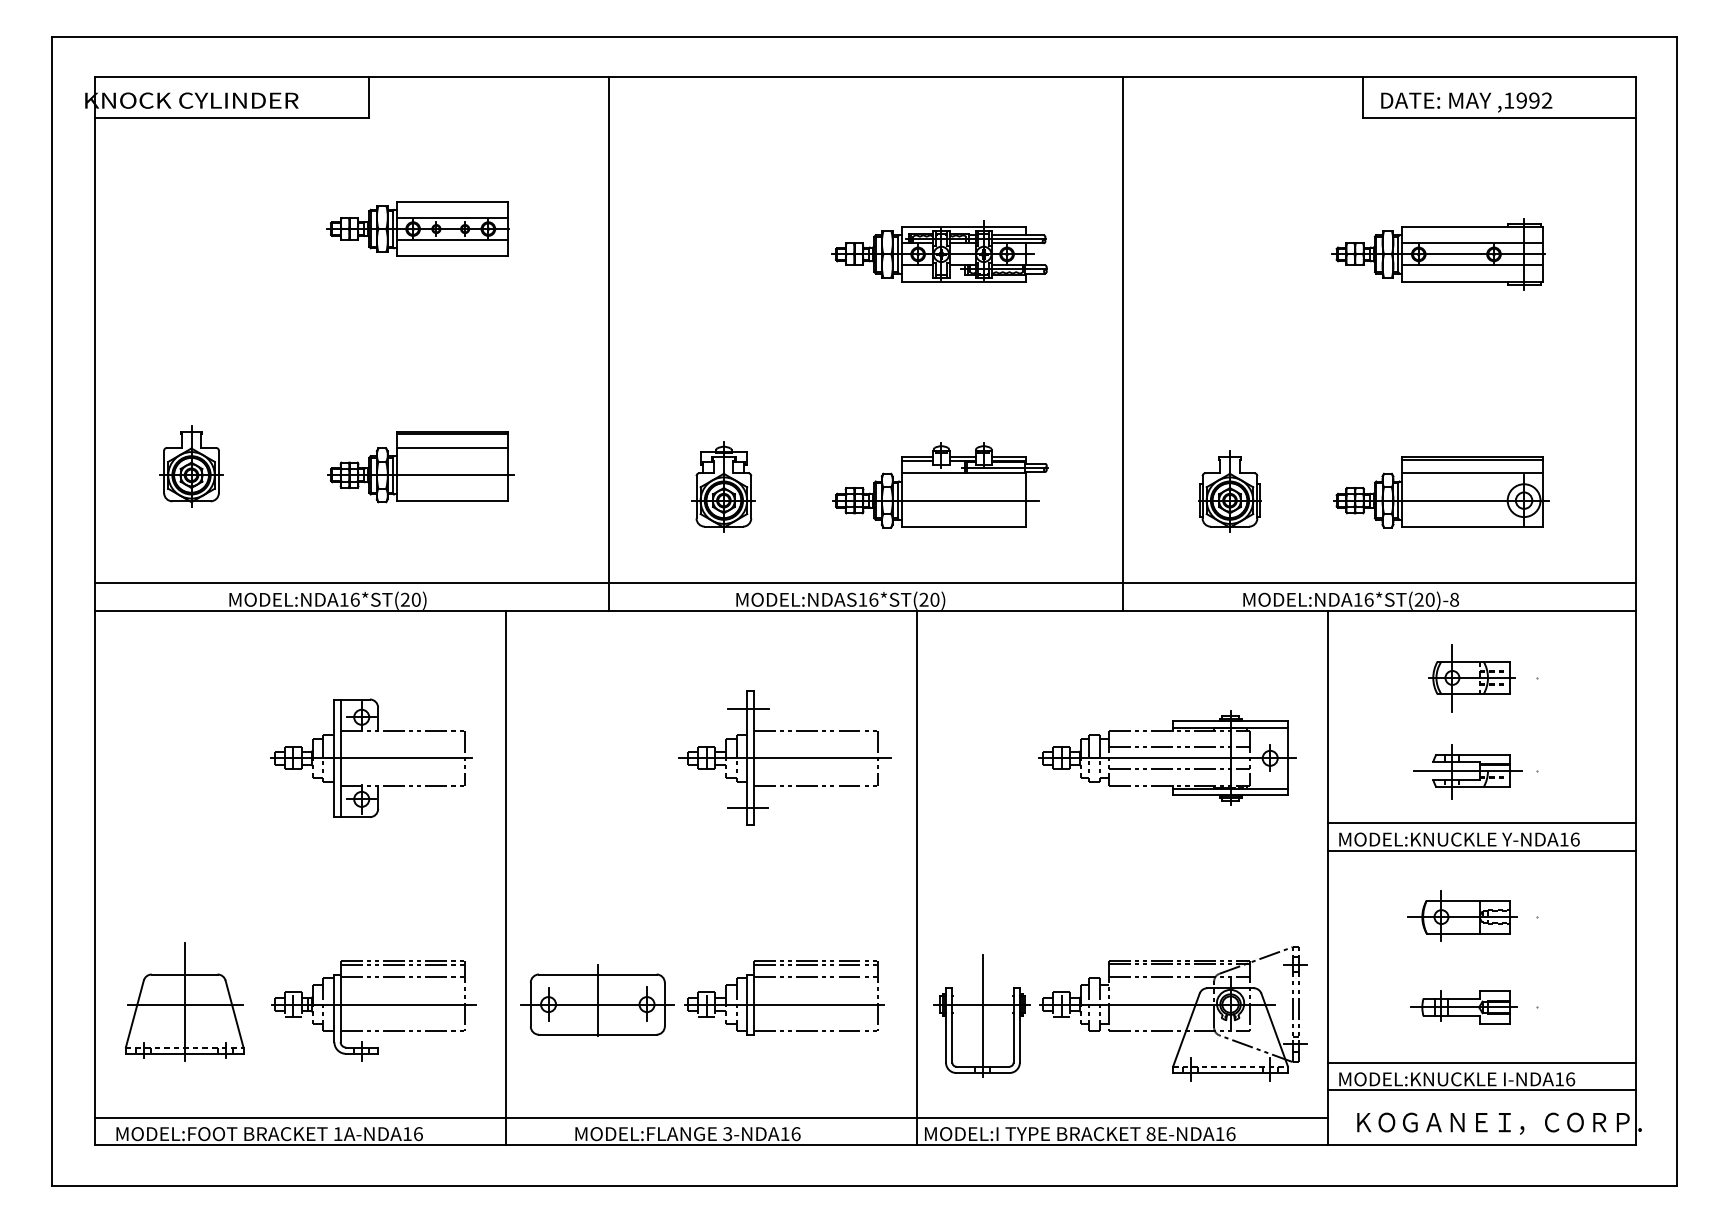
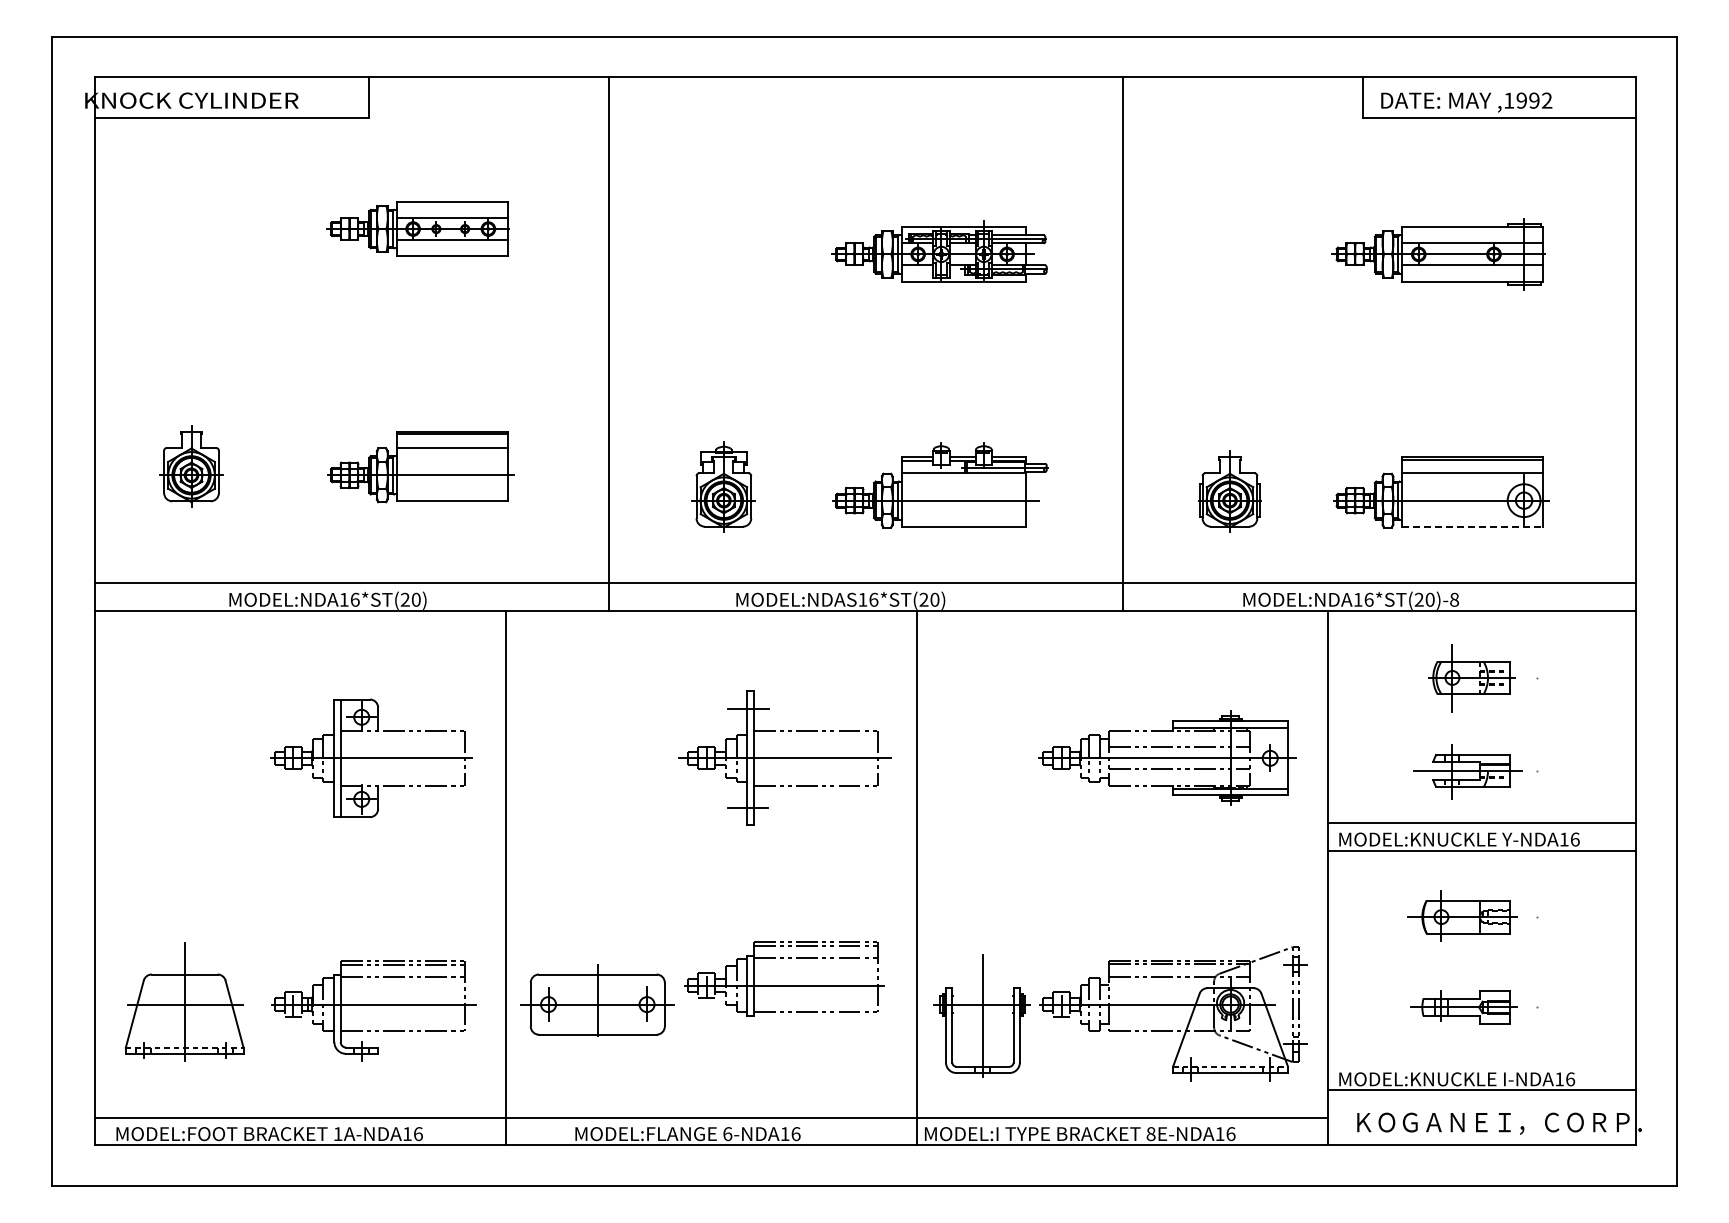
line: solid -> dashed (1473, 526)
part position: (784, 1004) -> (784, 985) (784, 985)
line: present -> none (1482, 1062)
text: 3-NDA16 -> 6-NDA16 (727, 1134)
